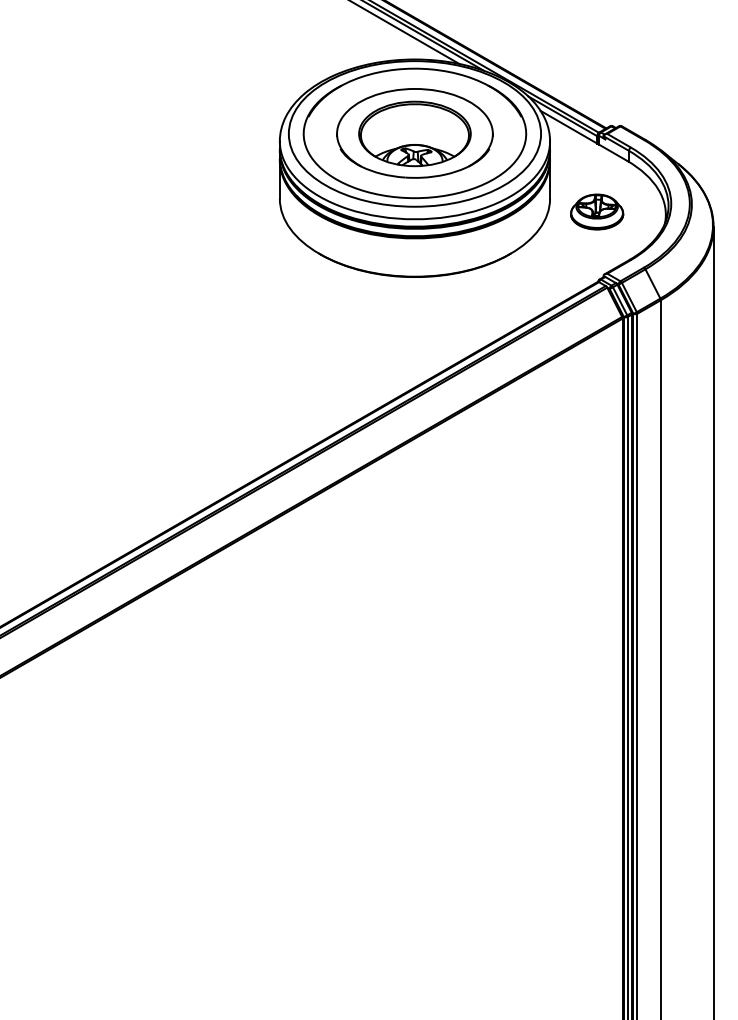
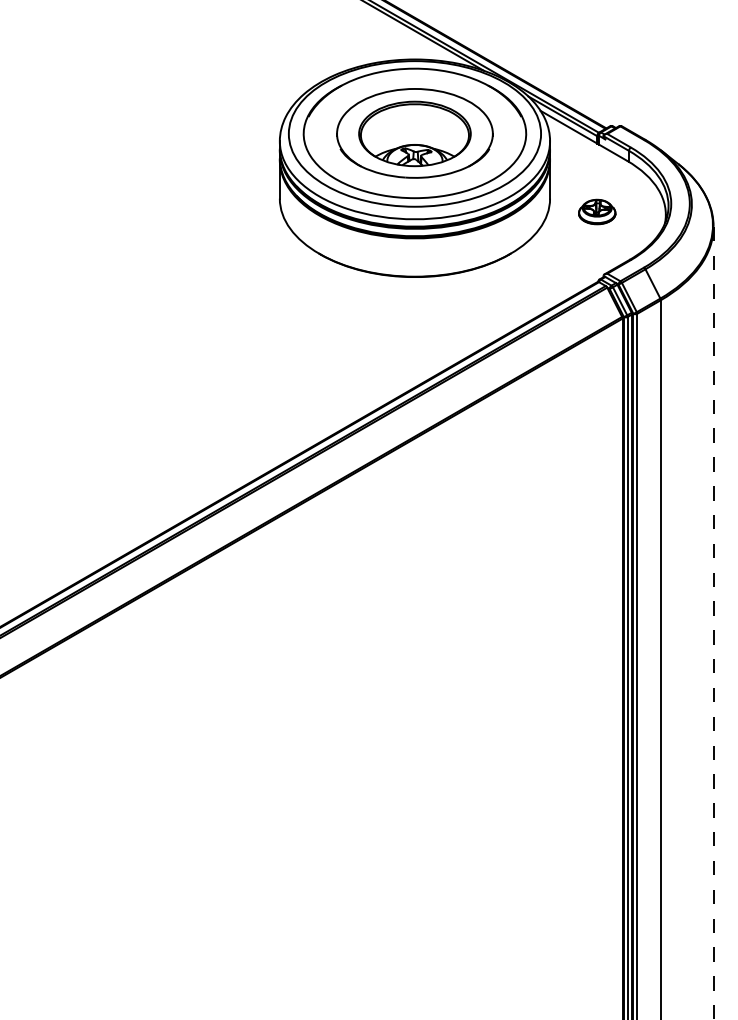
line: present -> none (405, 32)
part size: 55x38 px -> 39x28 px (597, 211)
line: solid -> dashed (713, 623)
